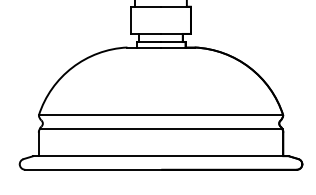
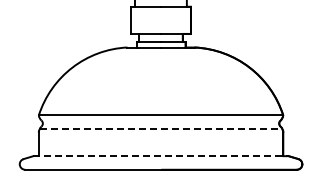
line: solid -> dashed (161, 129)
line: solid -> dashed (161, 156)
